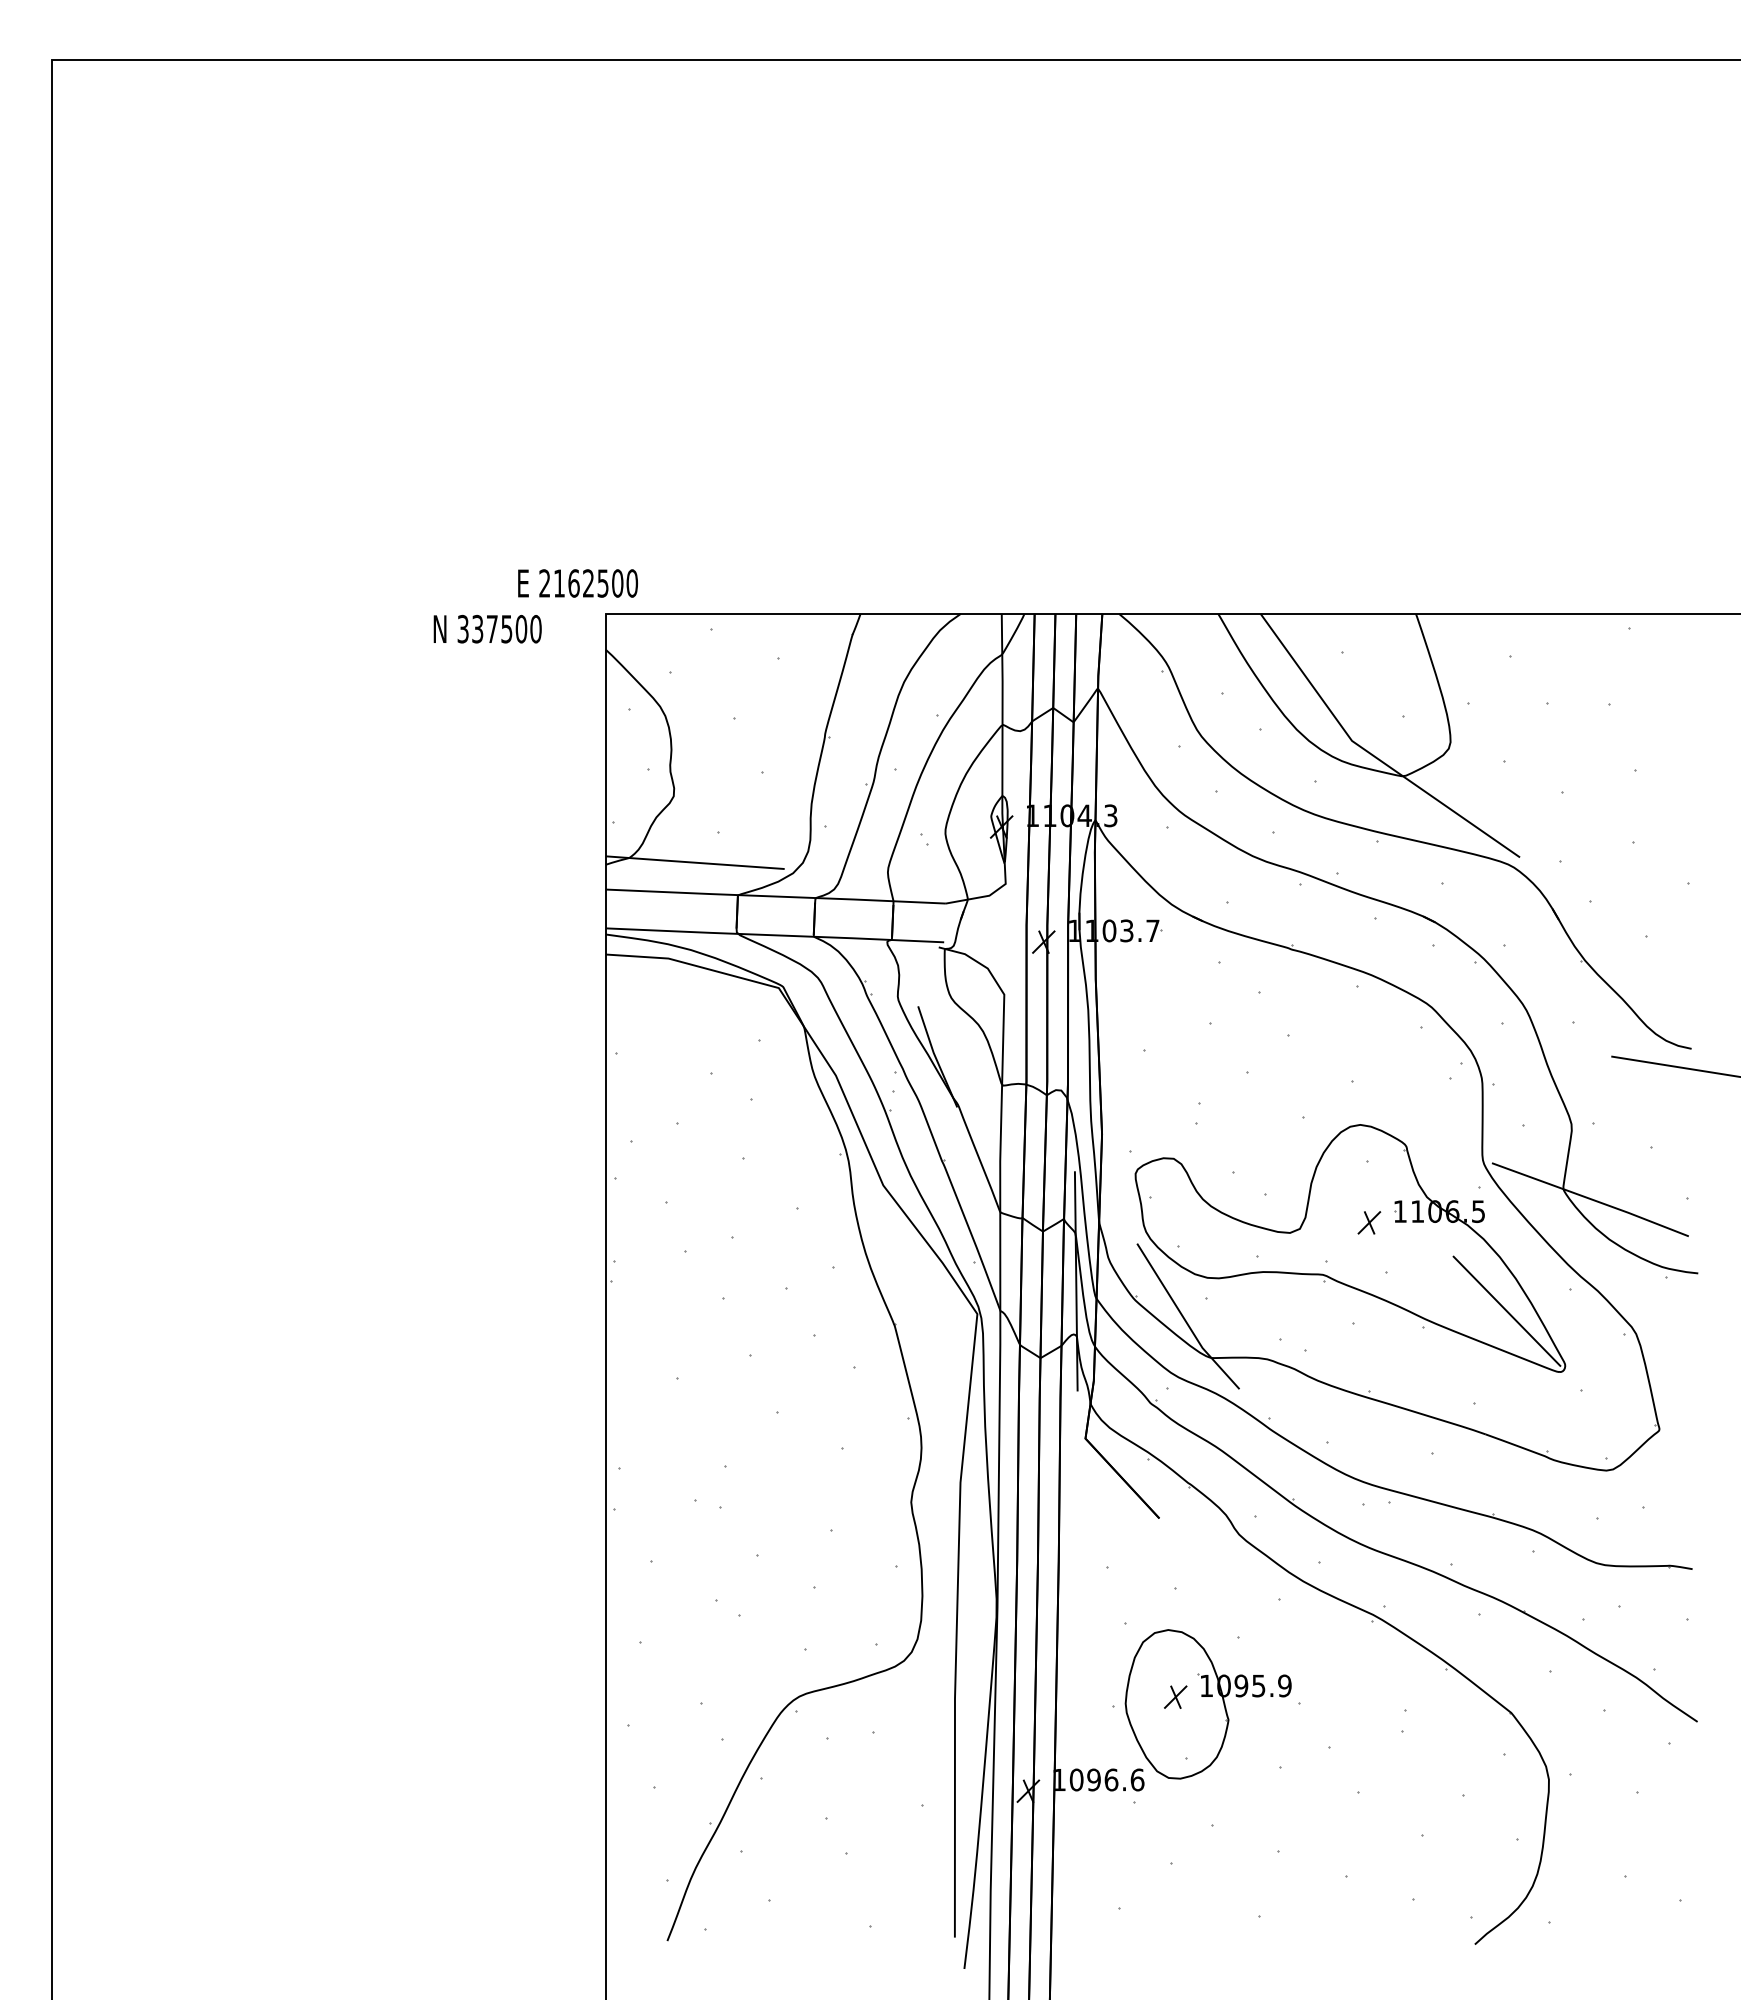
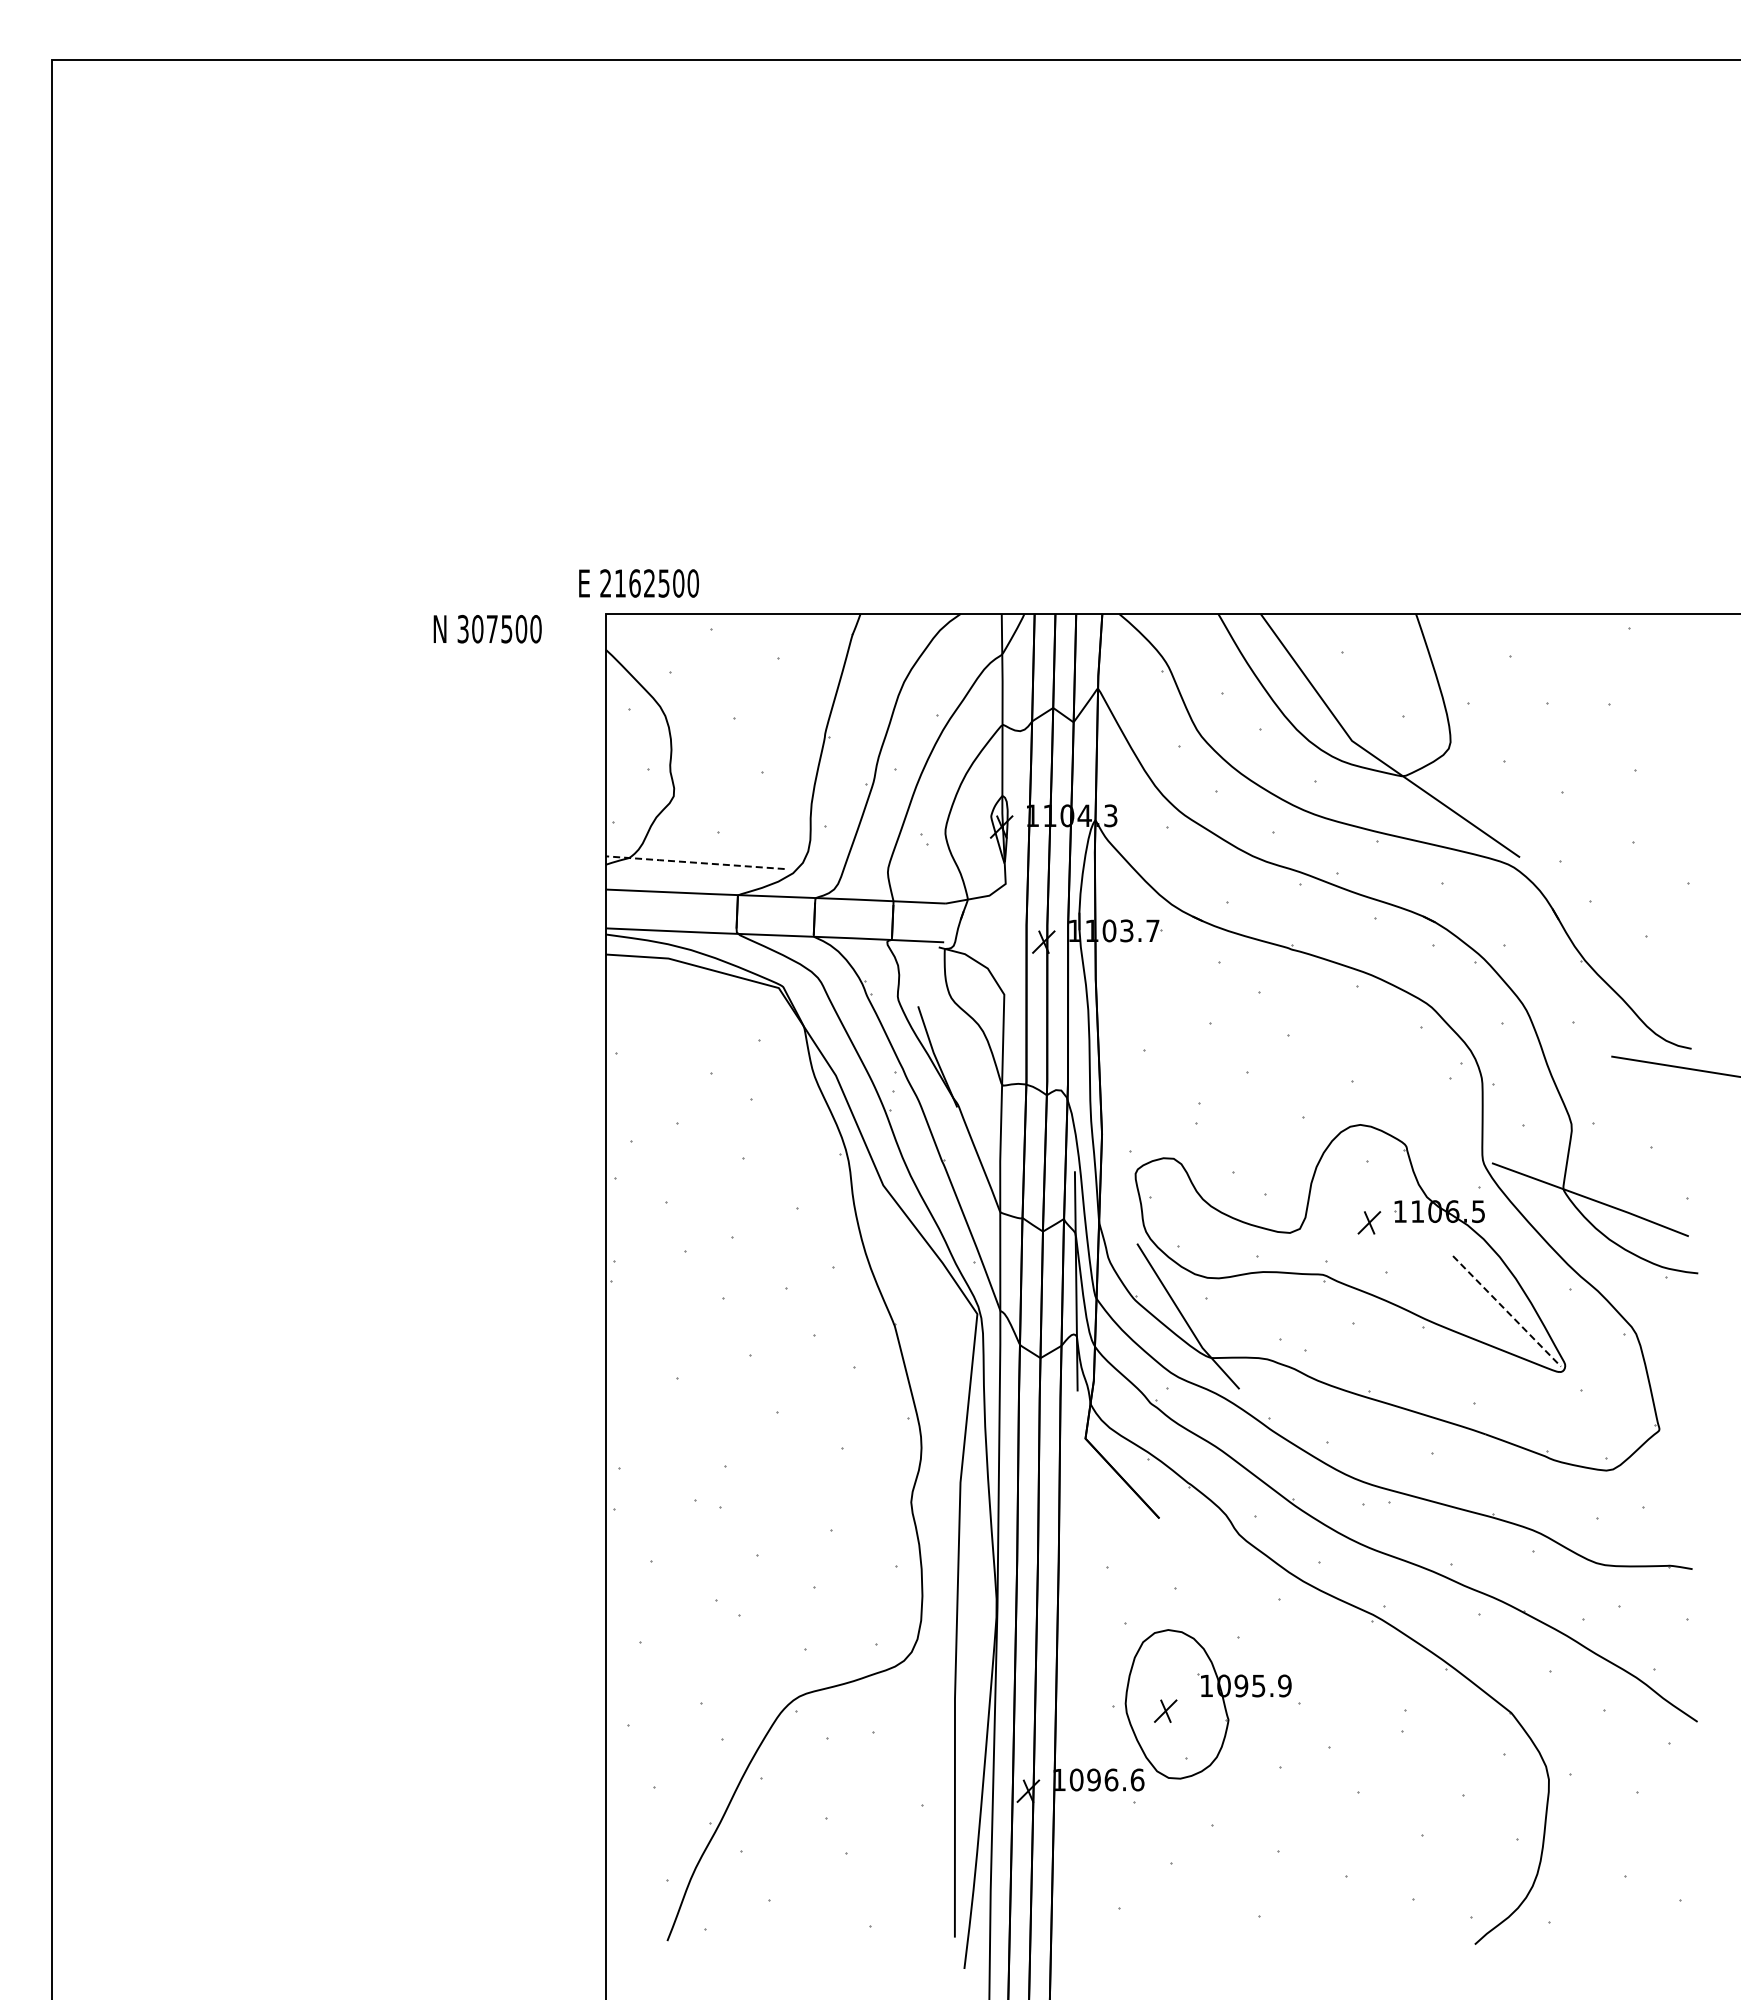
text position: (577, 583) -> (638, 583) (638, 583)
text: 337500 -> 307500 (477, 629)
line: solid -> dashed (694, 862)
line: solid -> dashed (1507, 1311)
part position: (1175, 1696) -> (1165, 1710) (1165, 1710)
